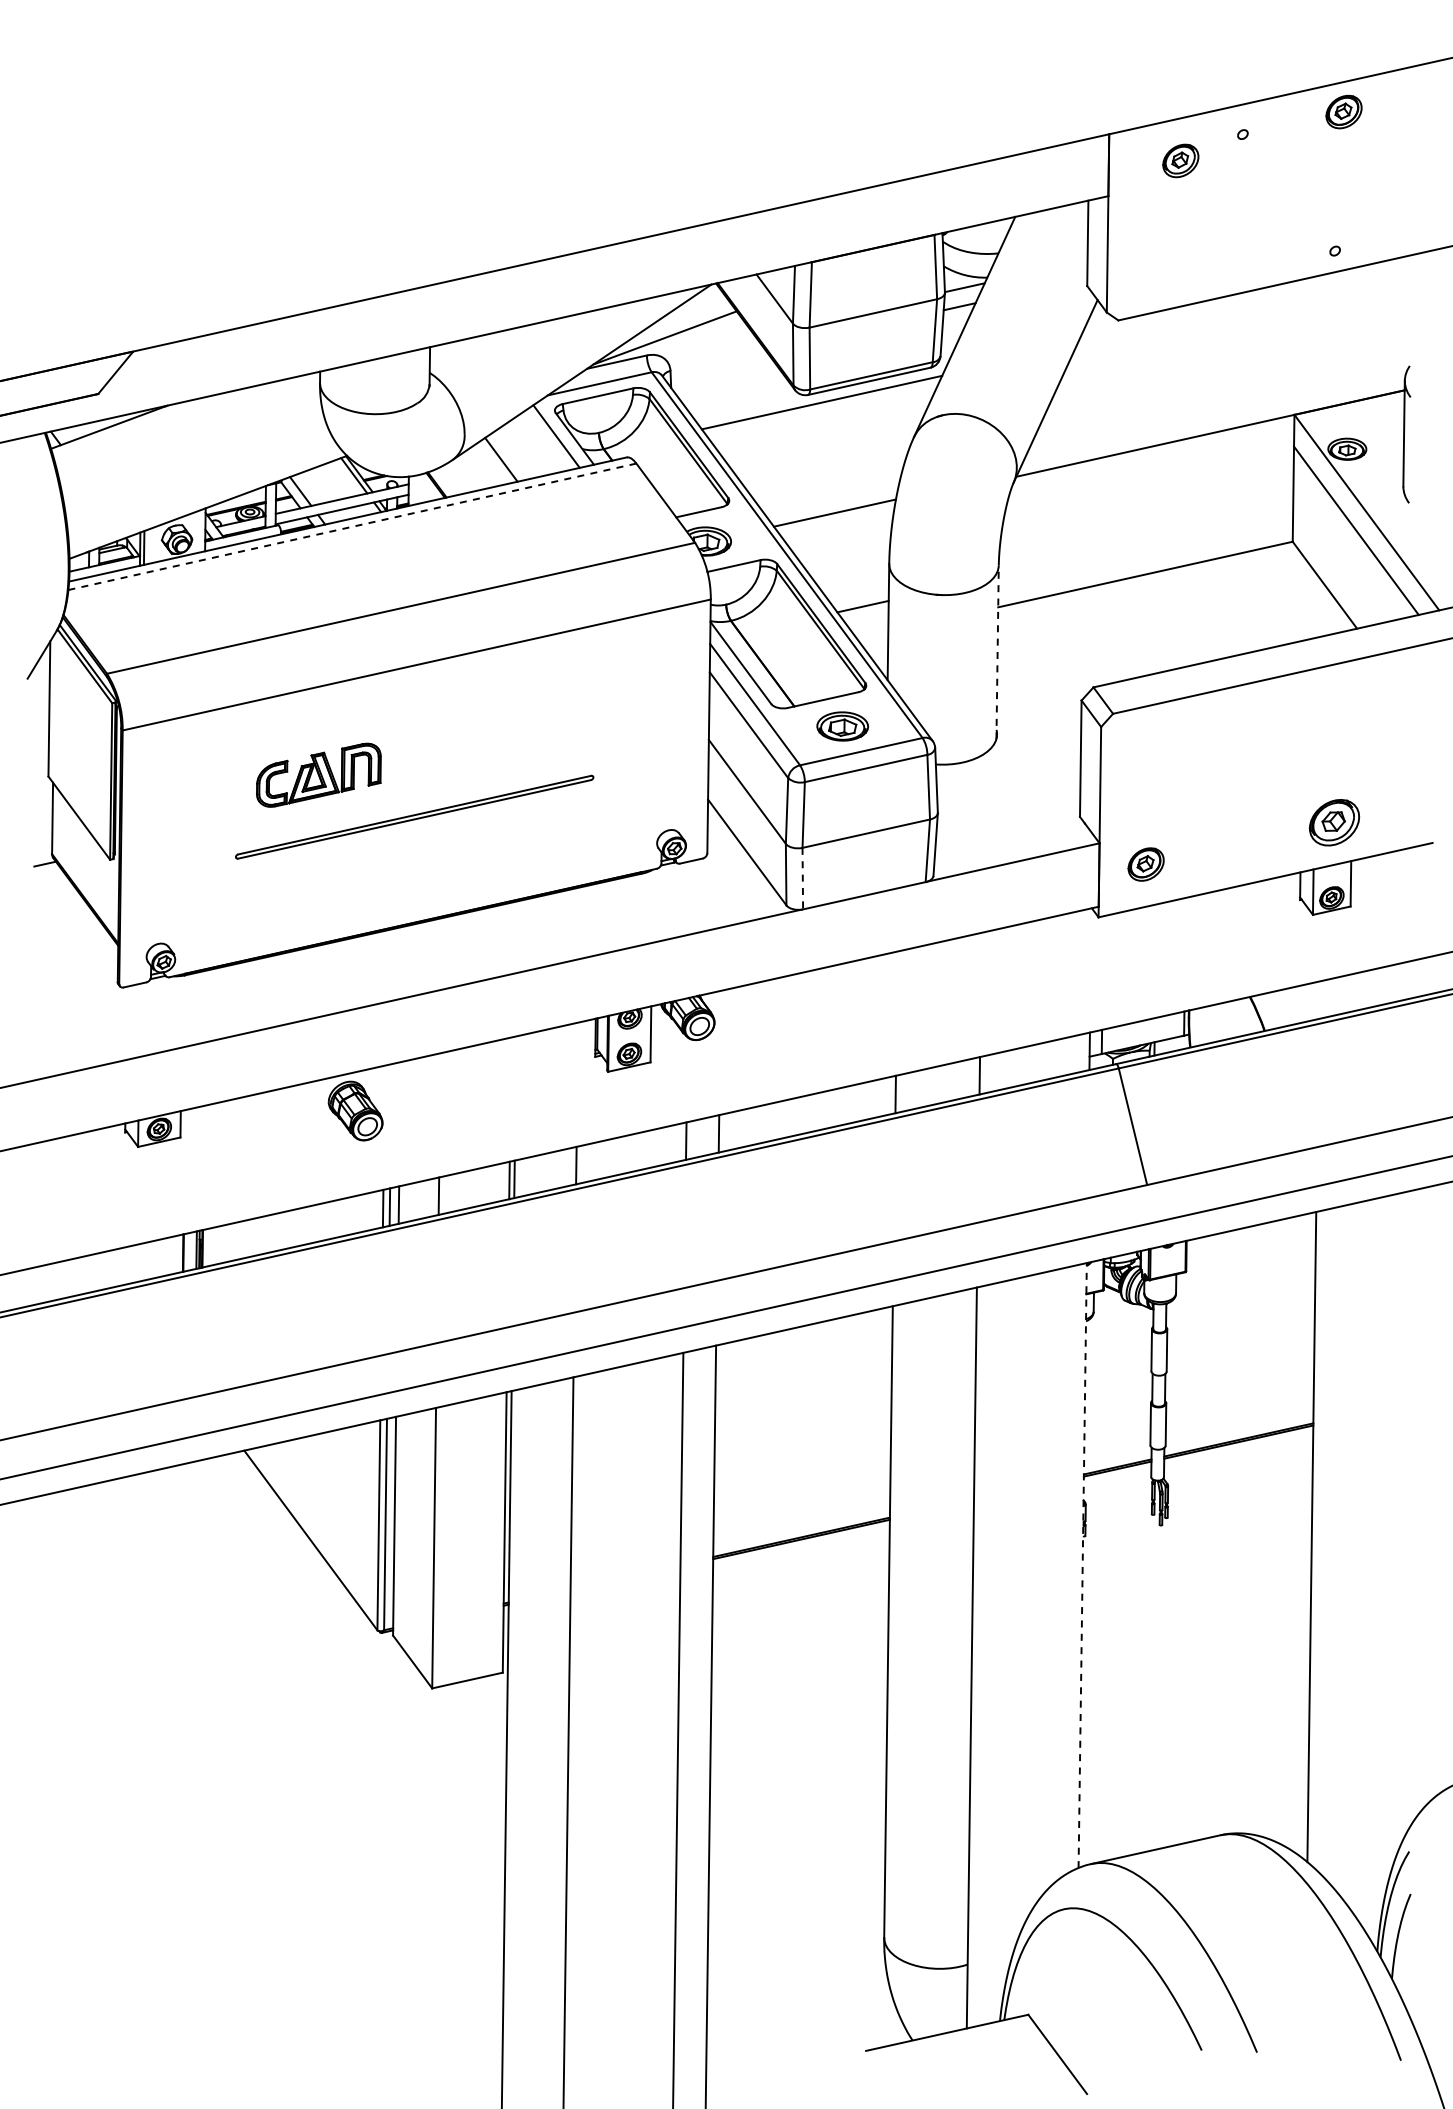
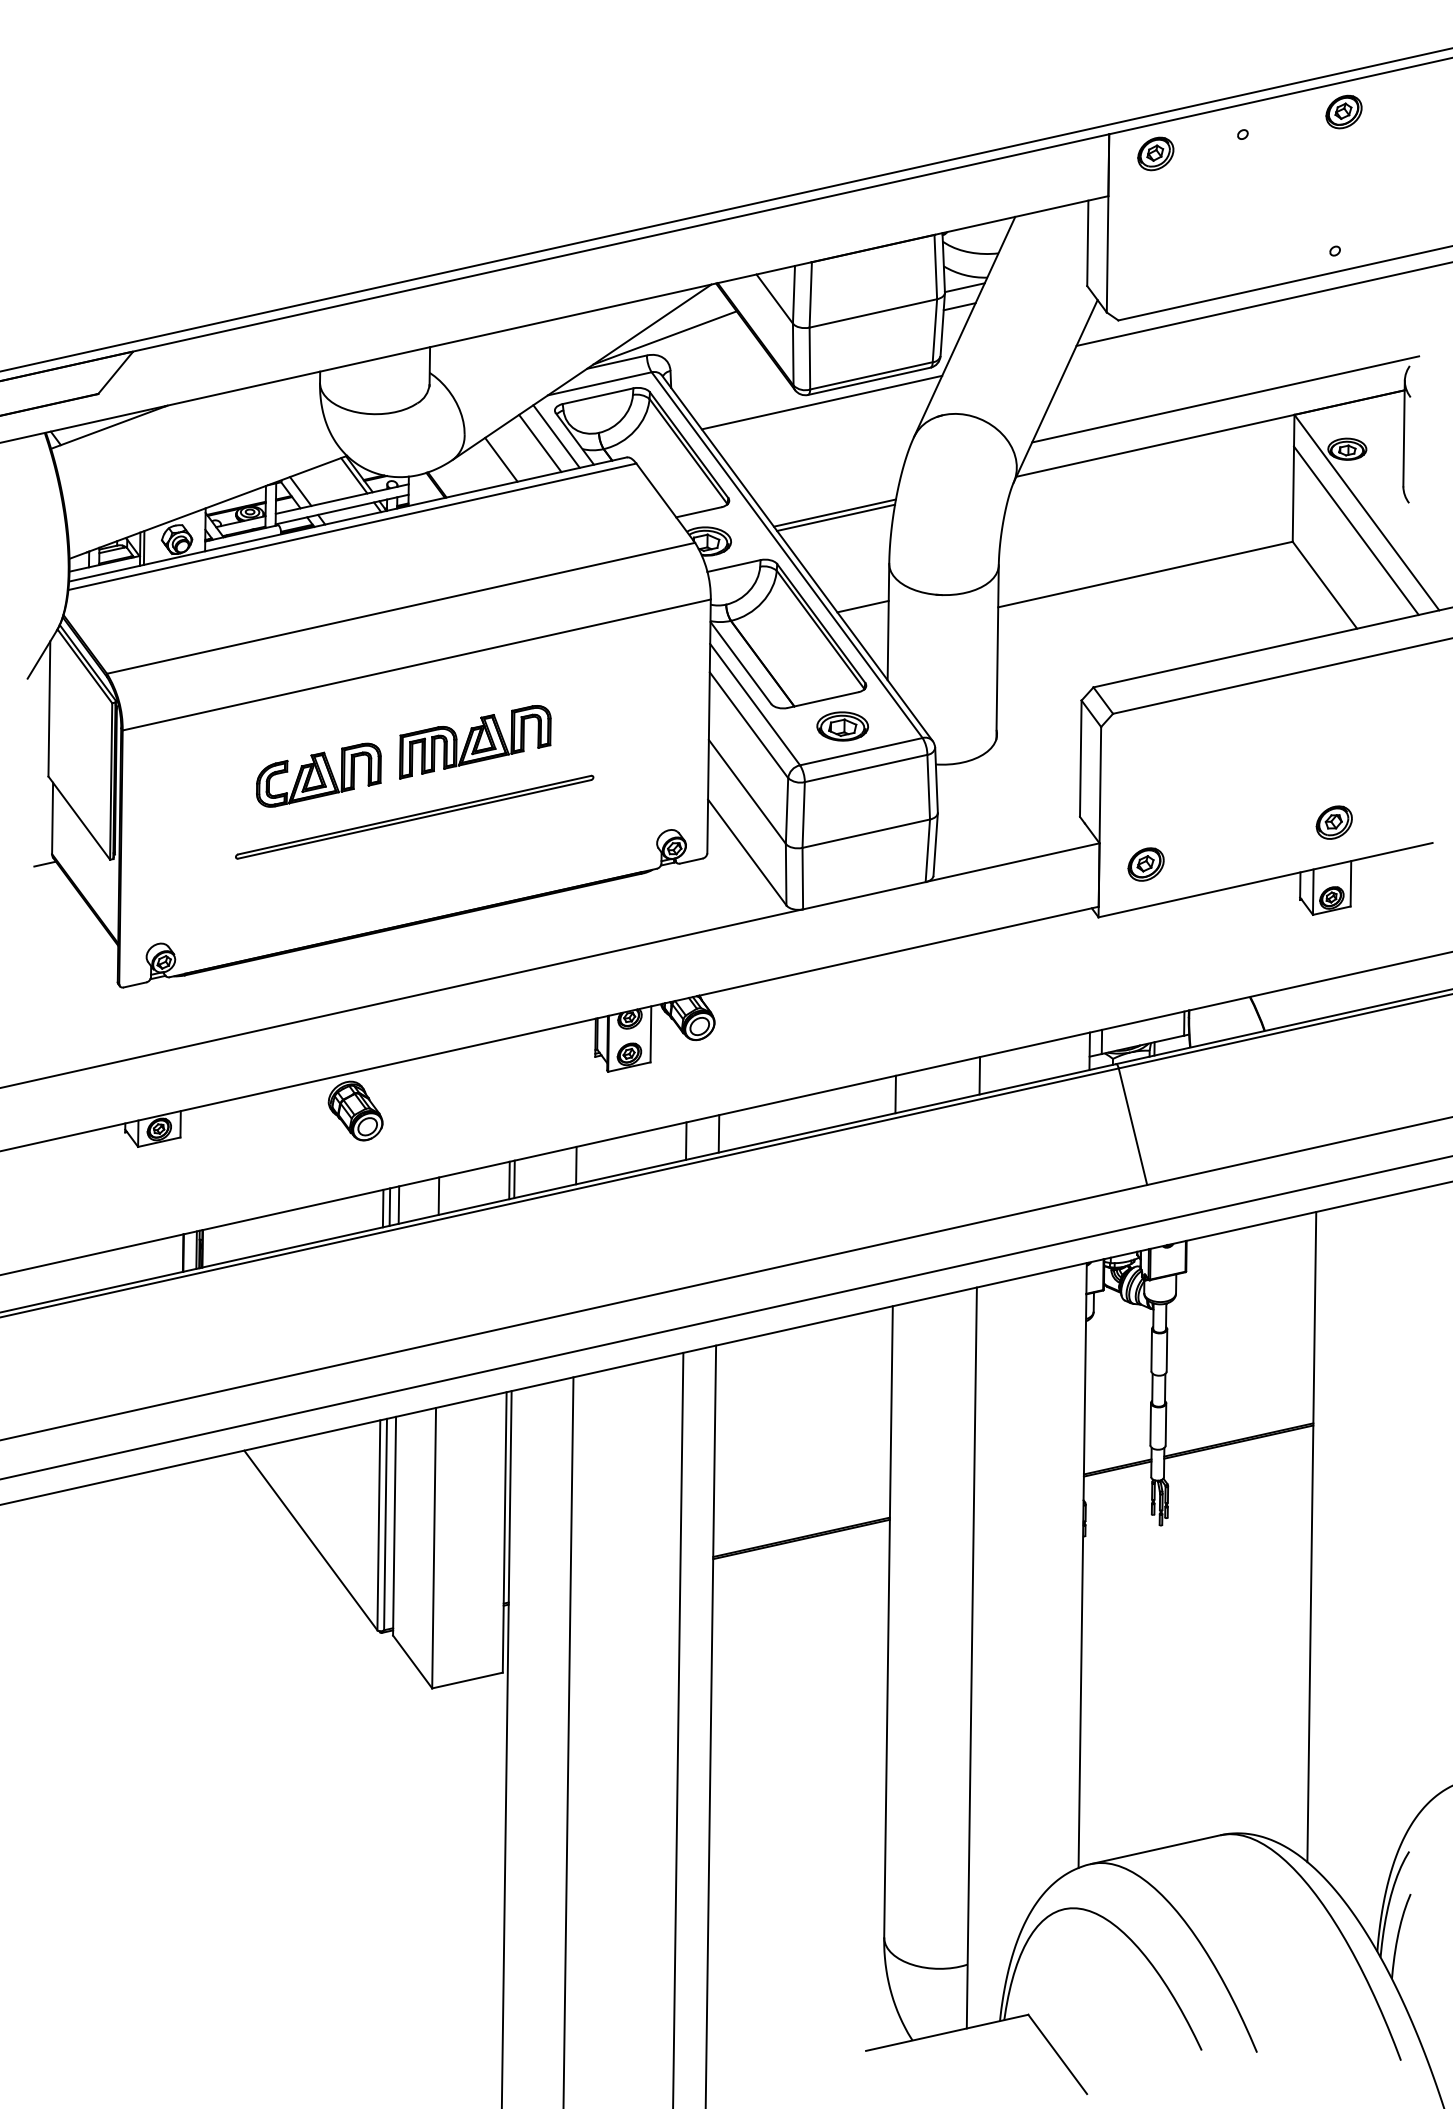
part position: (1180, 160) -> (1155, 153) (1155, 153)
line: none -> present (725, 210)
line: none -> present (1262, 303)
line: none -> present (1225, 399)
line: none -> present (540, 442)
line: none -> present (836, 517)
line: dashed -> solid (352, 526)
line: dashed -> solid (997, 652)
part: none -> present (475, 742)
part size: 53x48 px -> 38x35 px (1333, 822)
line: dashed -> solid (802, 878)
line: dashed -> solid (1082, 1565)
